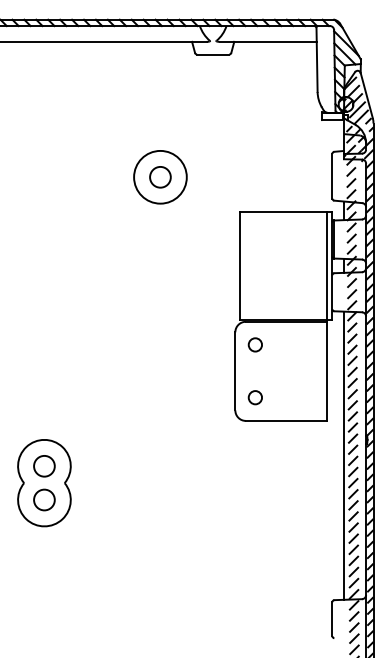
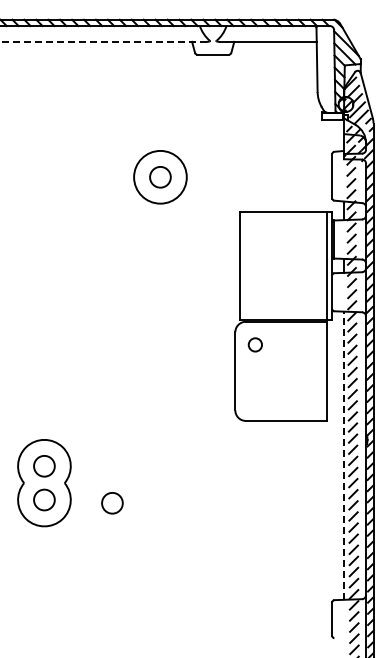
line: solid -> dashed (102, 41)
circle: present -> none (254, 397)
line: solid -> dashed (343, 455)
circle: none -> present (112, 503)
